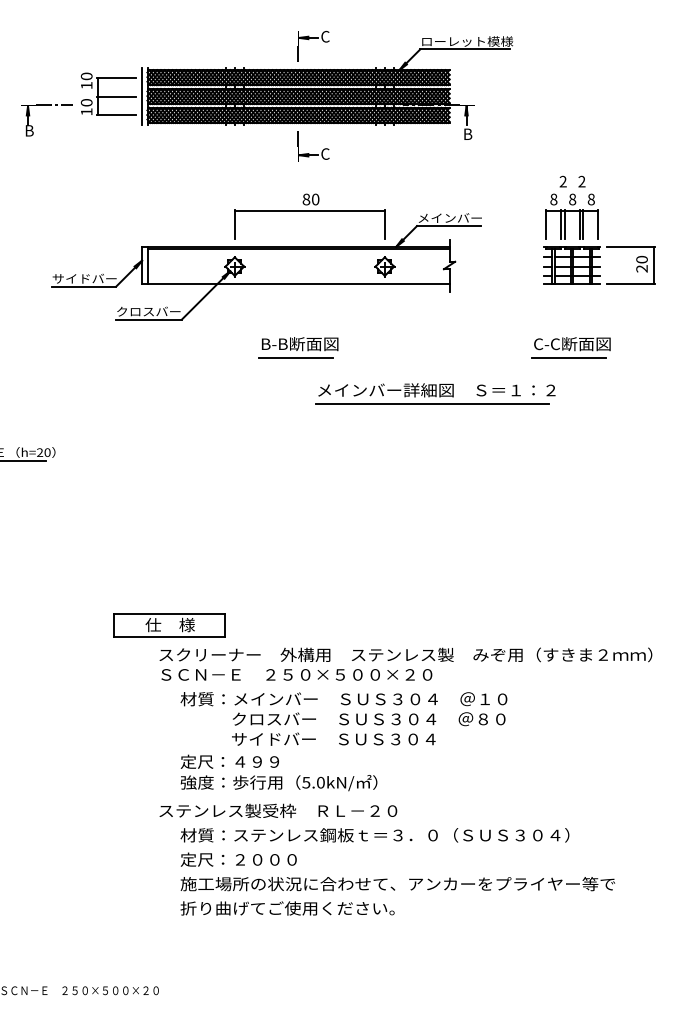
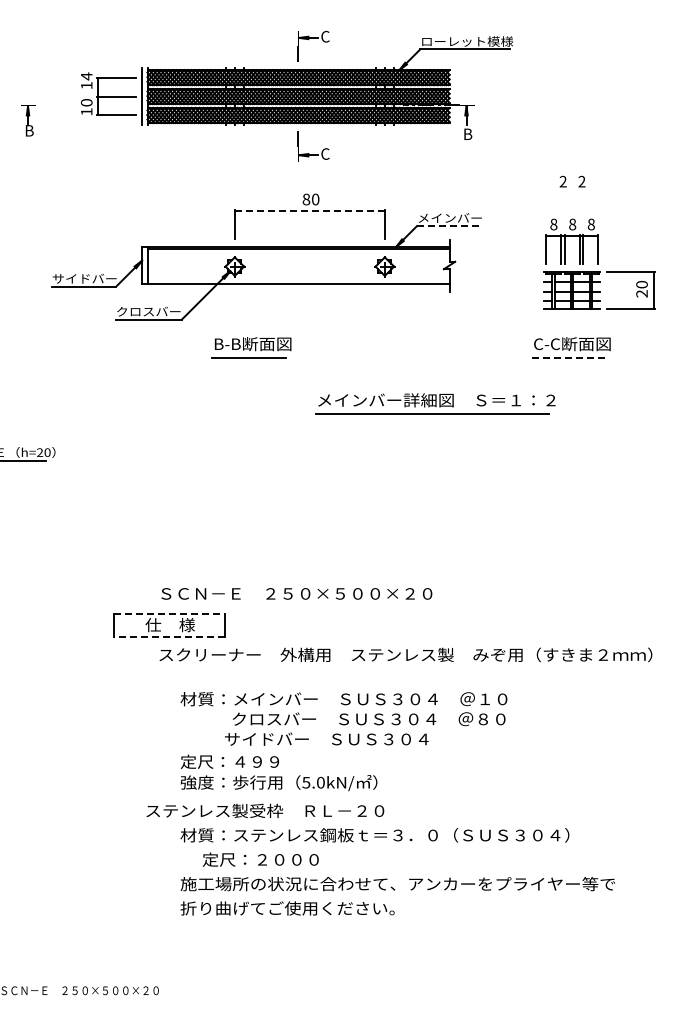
text: 10 -> 14 (86, 76)
line: present -> none (54, 105)
line: solid -> dashed (310, 211)
line: solid -> dashed (448, 226)
part position: (599, 238) -> (599, 263) (599, 263)
part position: (298, 347) -> (251, 347) (251, 347)
line: solid -> dashed (569, 357)
part position: (435, 393) -> (435, 403) (435, 403)
line: solid -> dashed (169, 613)
line: solid -> dashed (169, 637)
text position: (296, 674) -> (296, 593) (296, 593)
text position: (333, 738) -> (326, 738) (326, 738)
text position: (278, 810) -> (265, 810) (265, 810)
text position: (238, 859) -> (260, 859) (260, 859)
